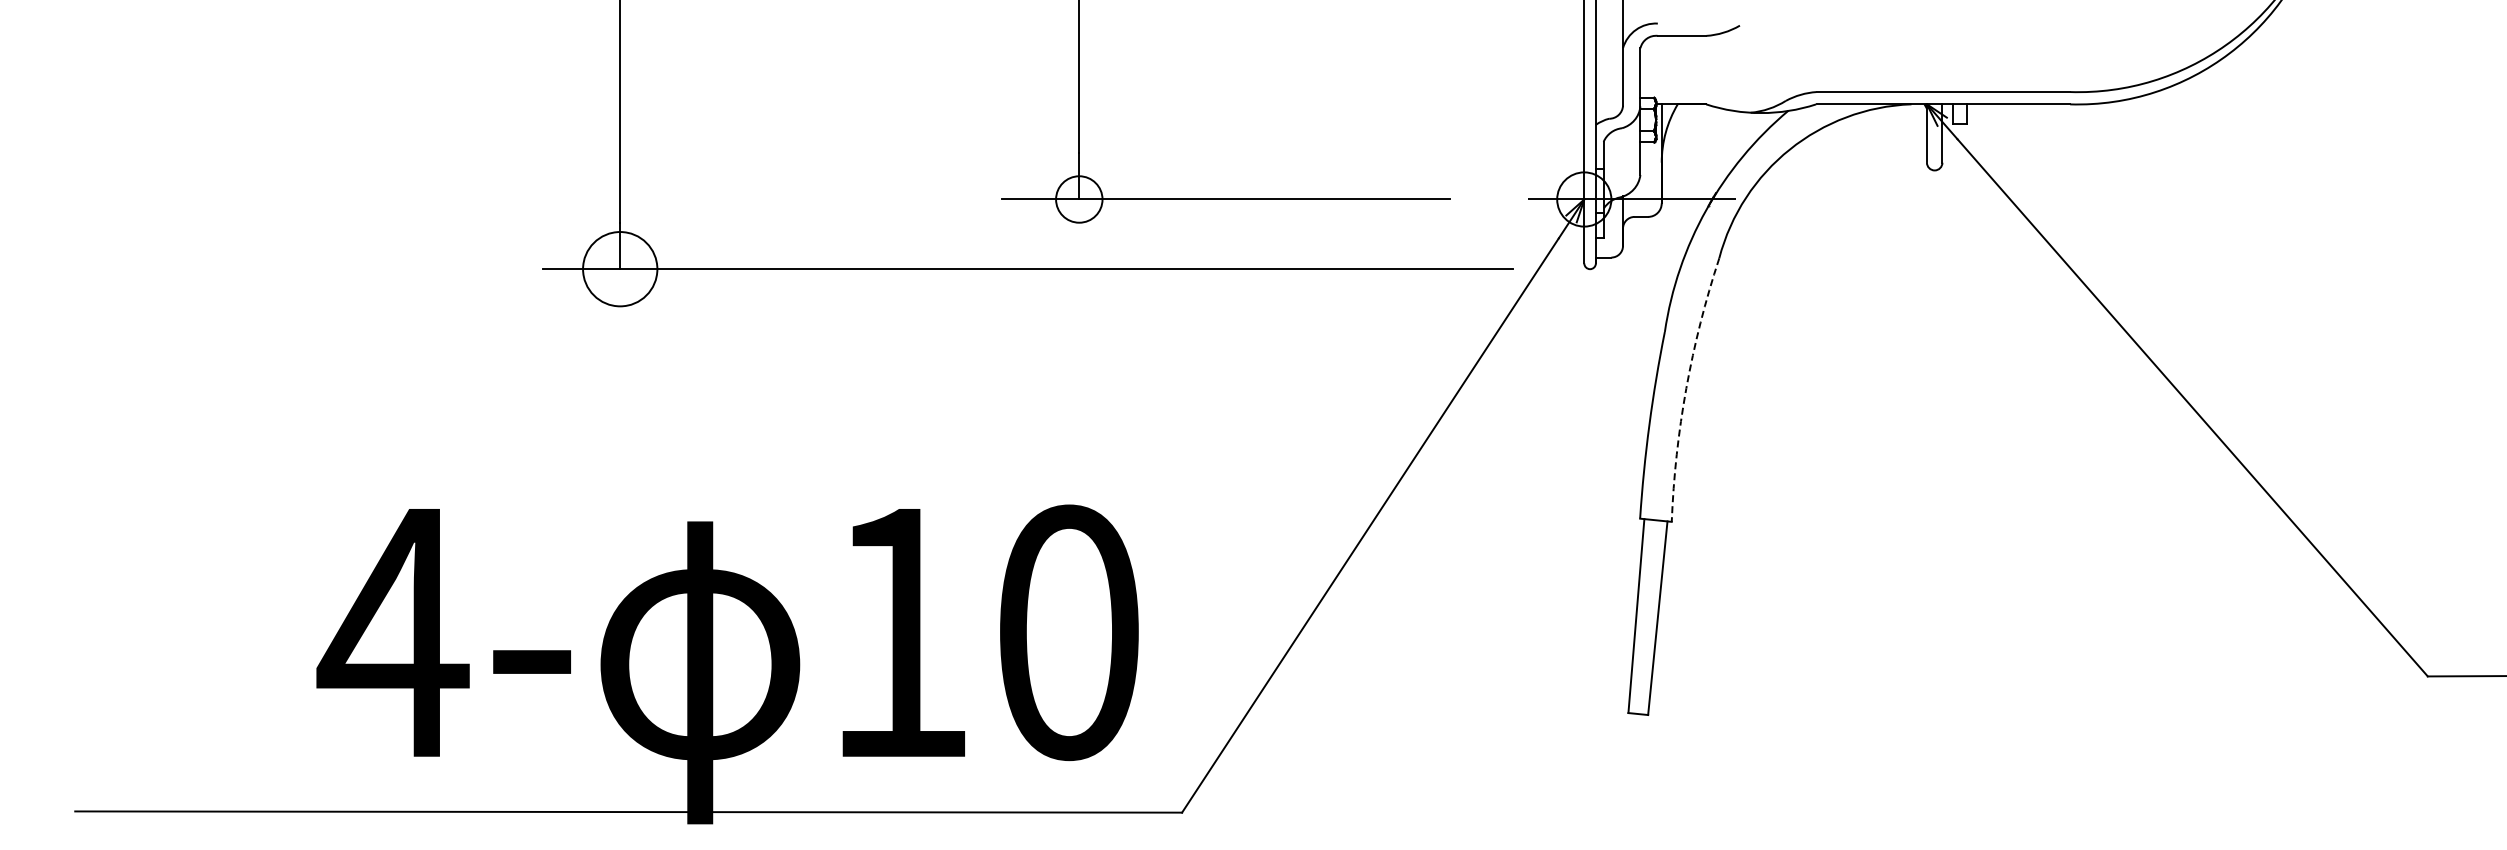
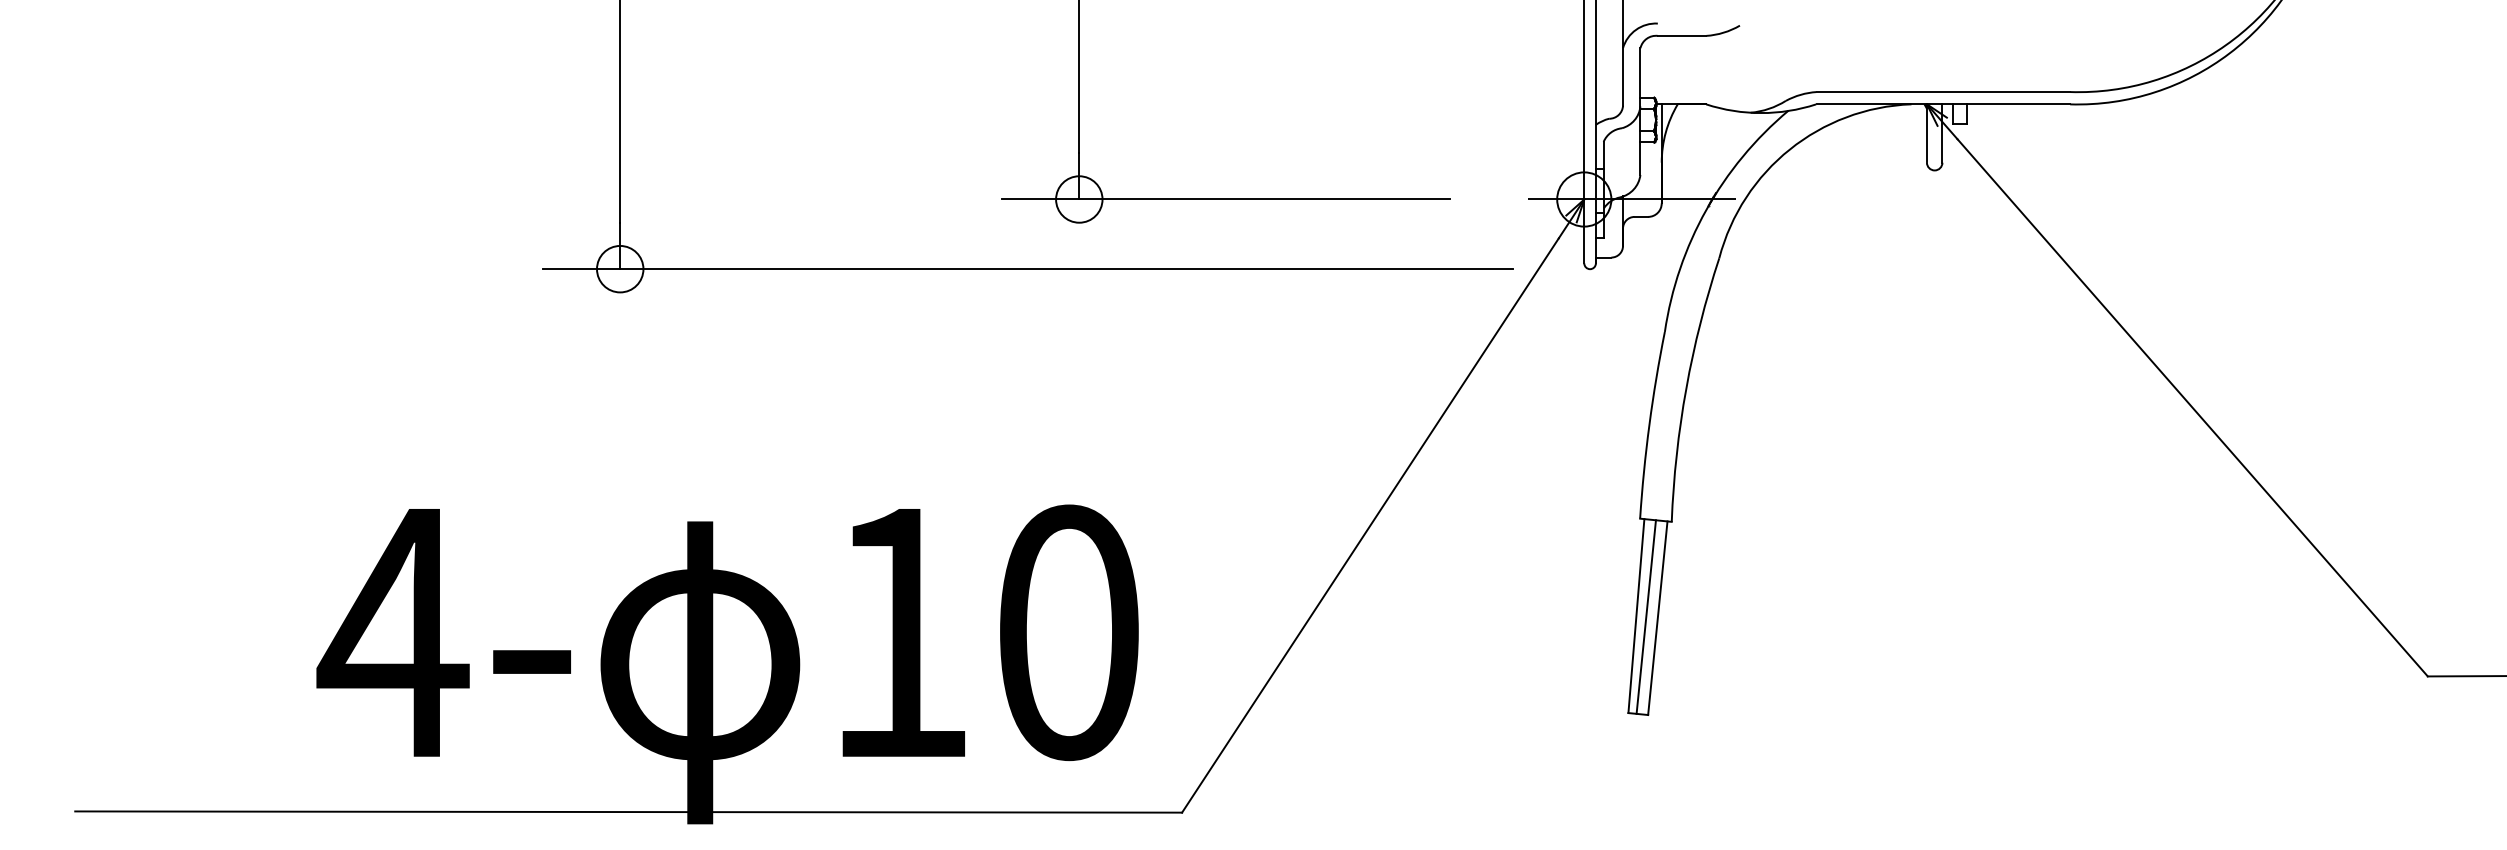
circle diameter: 74 px -> 46 px (620, 268)
arc: dashed -> solid (1686, 388)
line: none -> present (1645, 616)
